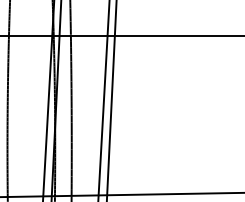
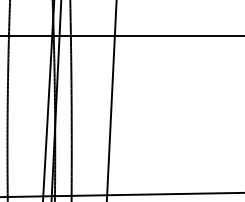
line: present -> none (103, 100)
